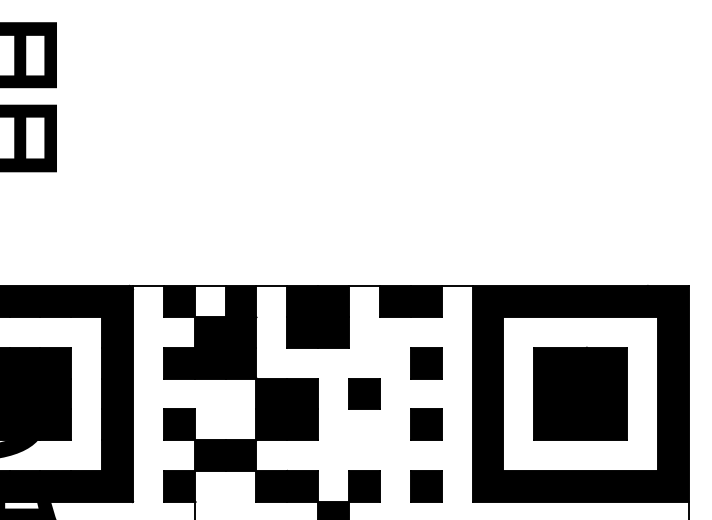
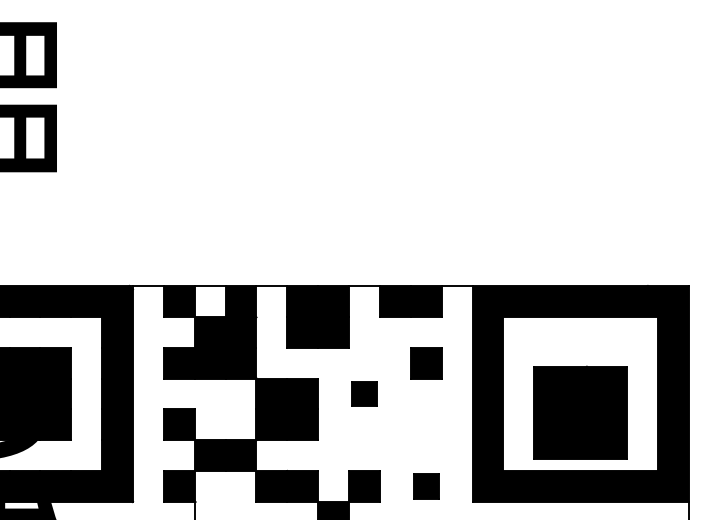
part size: 33x32 px -> 27x26 px (364, 393)
part position: (580, 393) -> (580, 412) (580, 412)
part: present -> none (426, 424)
part size: 33x33 px -> 27x27 px (426, 486)
